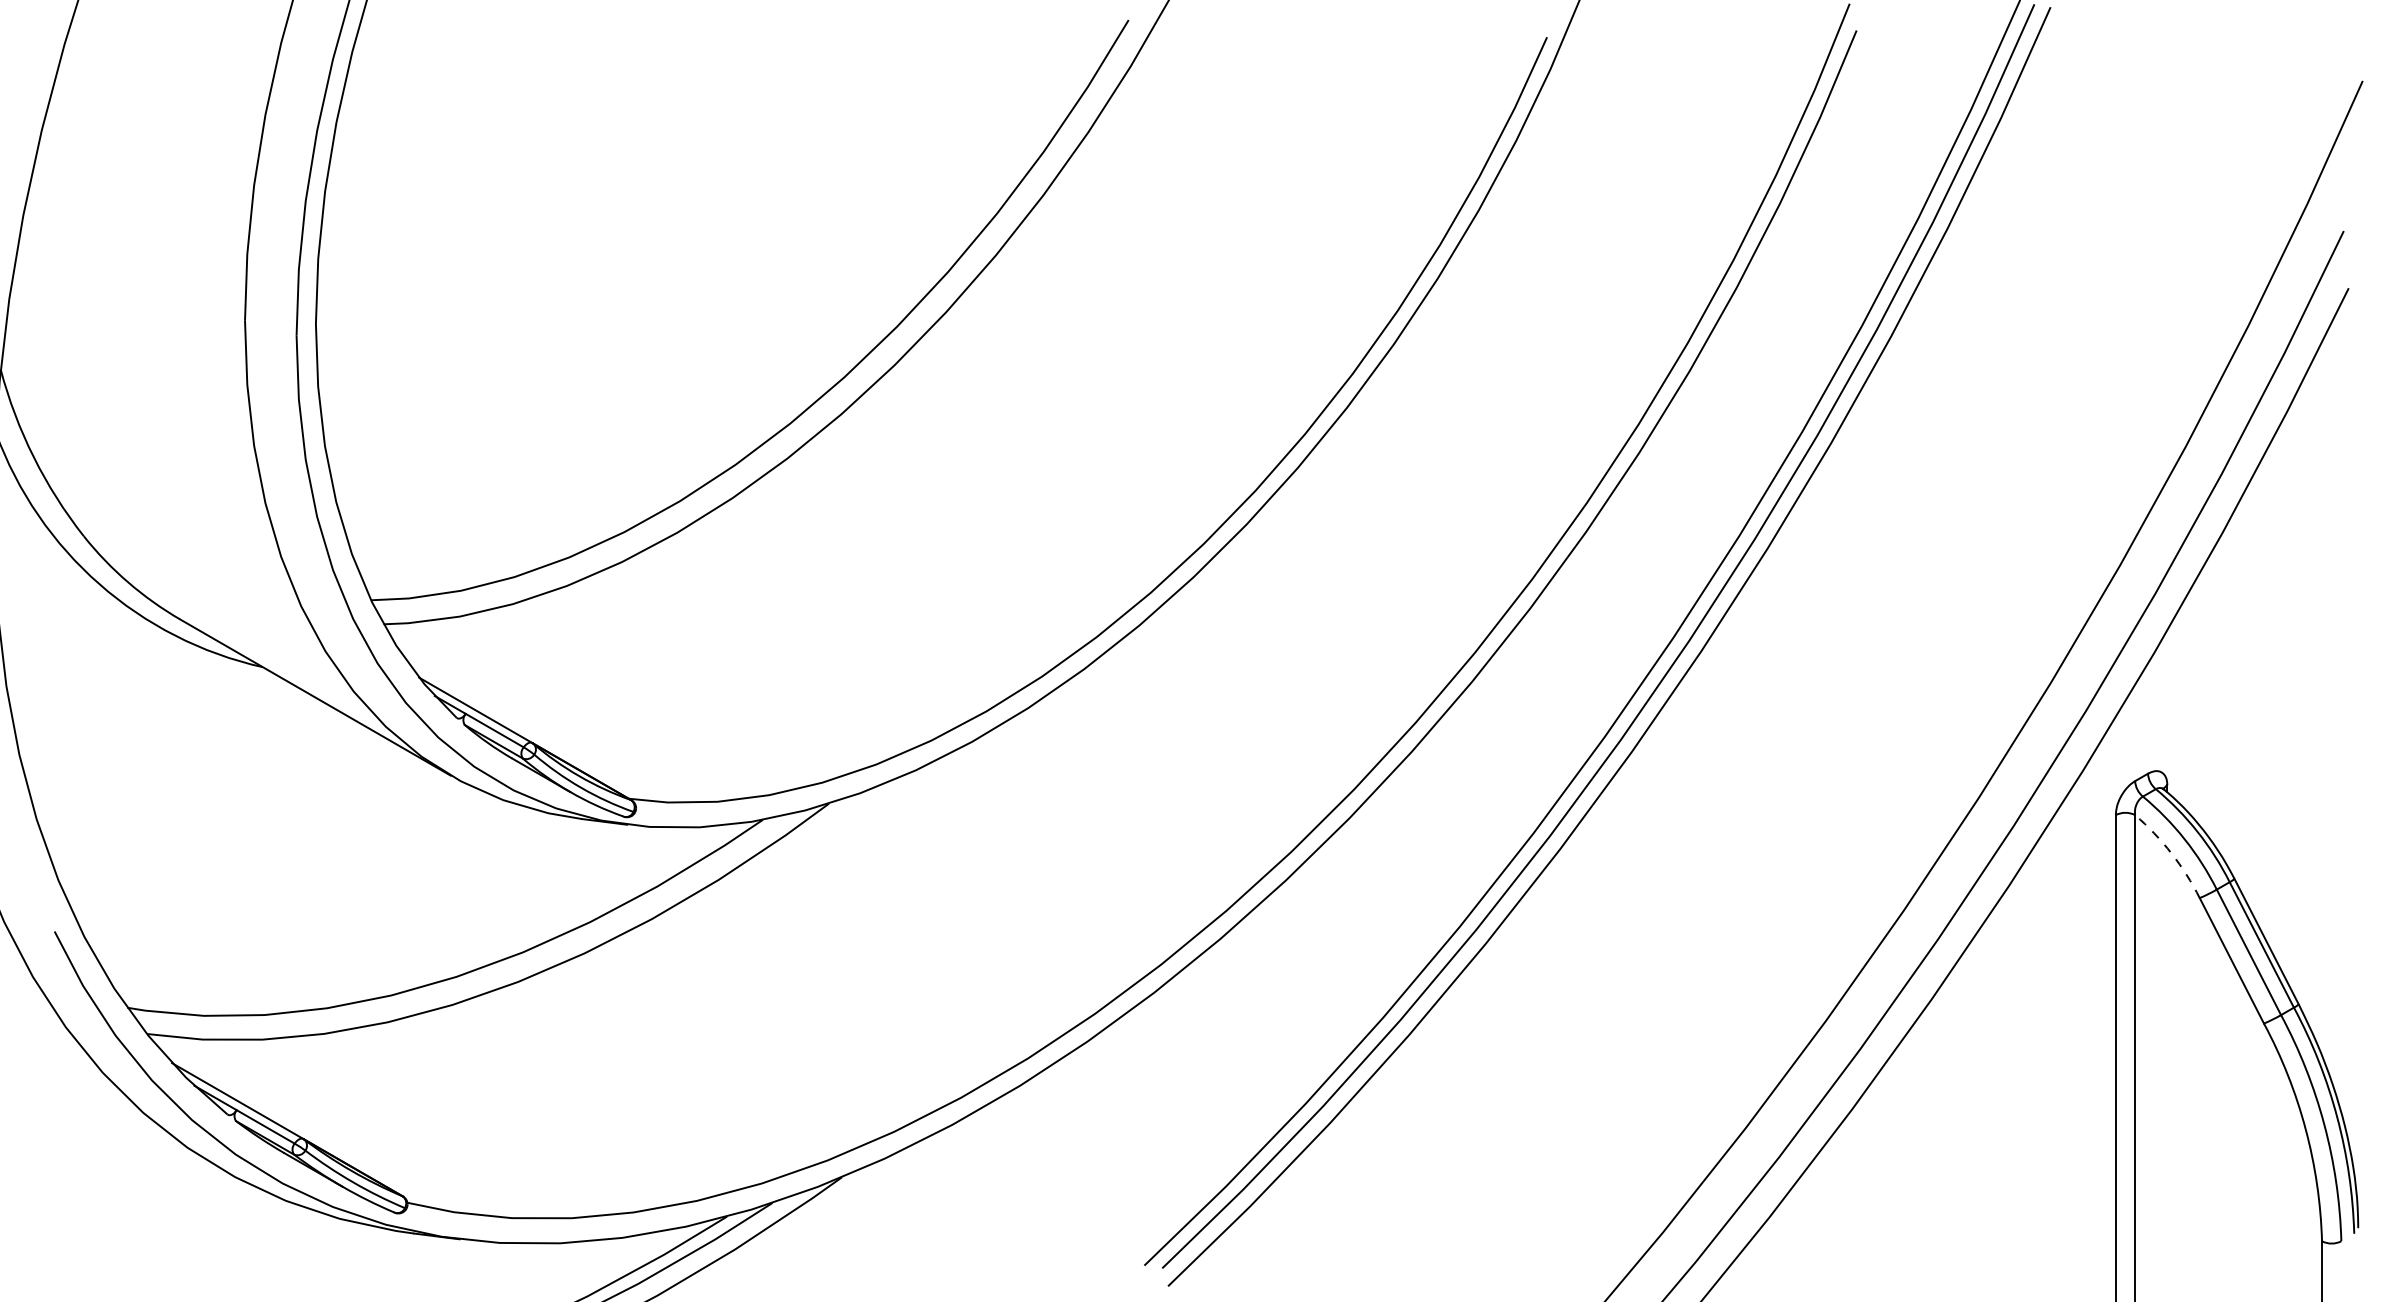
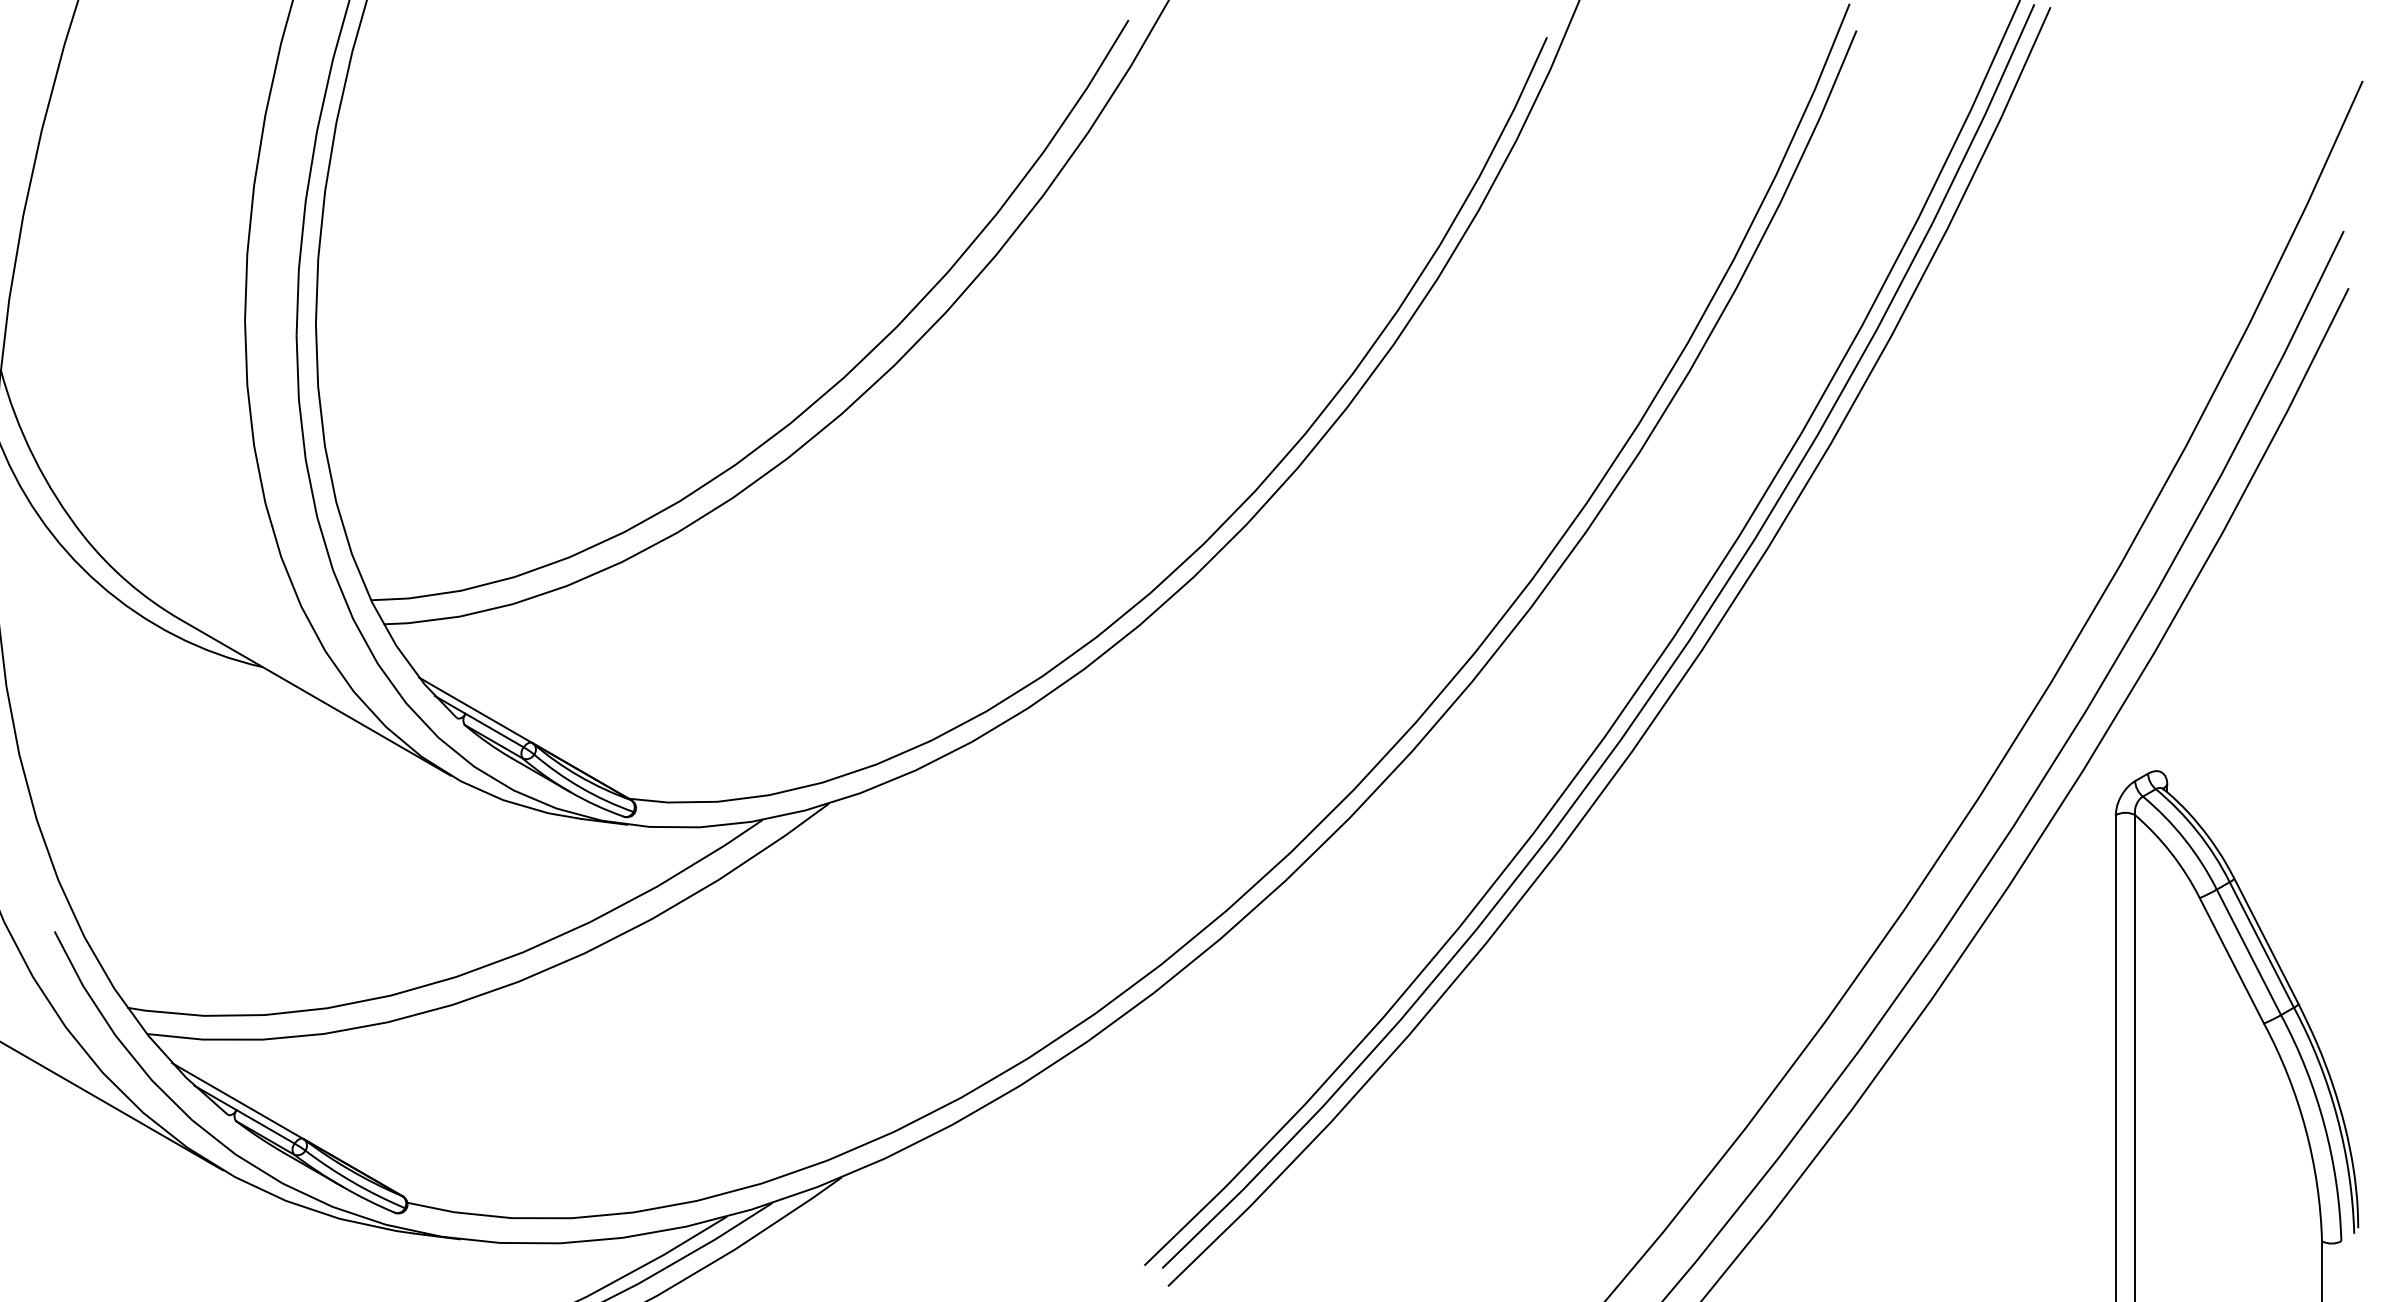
arc: dashed -> solid (2171, 853)
line: none -> present (112, 1106)
